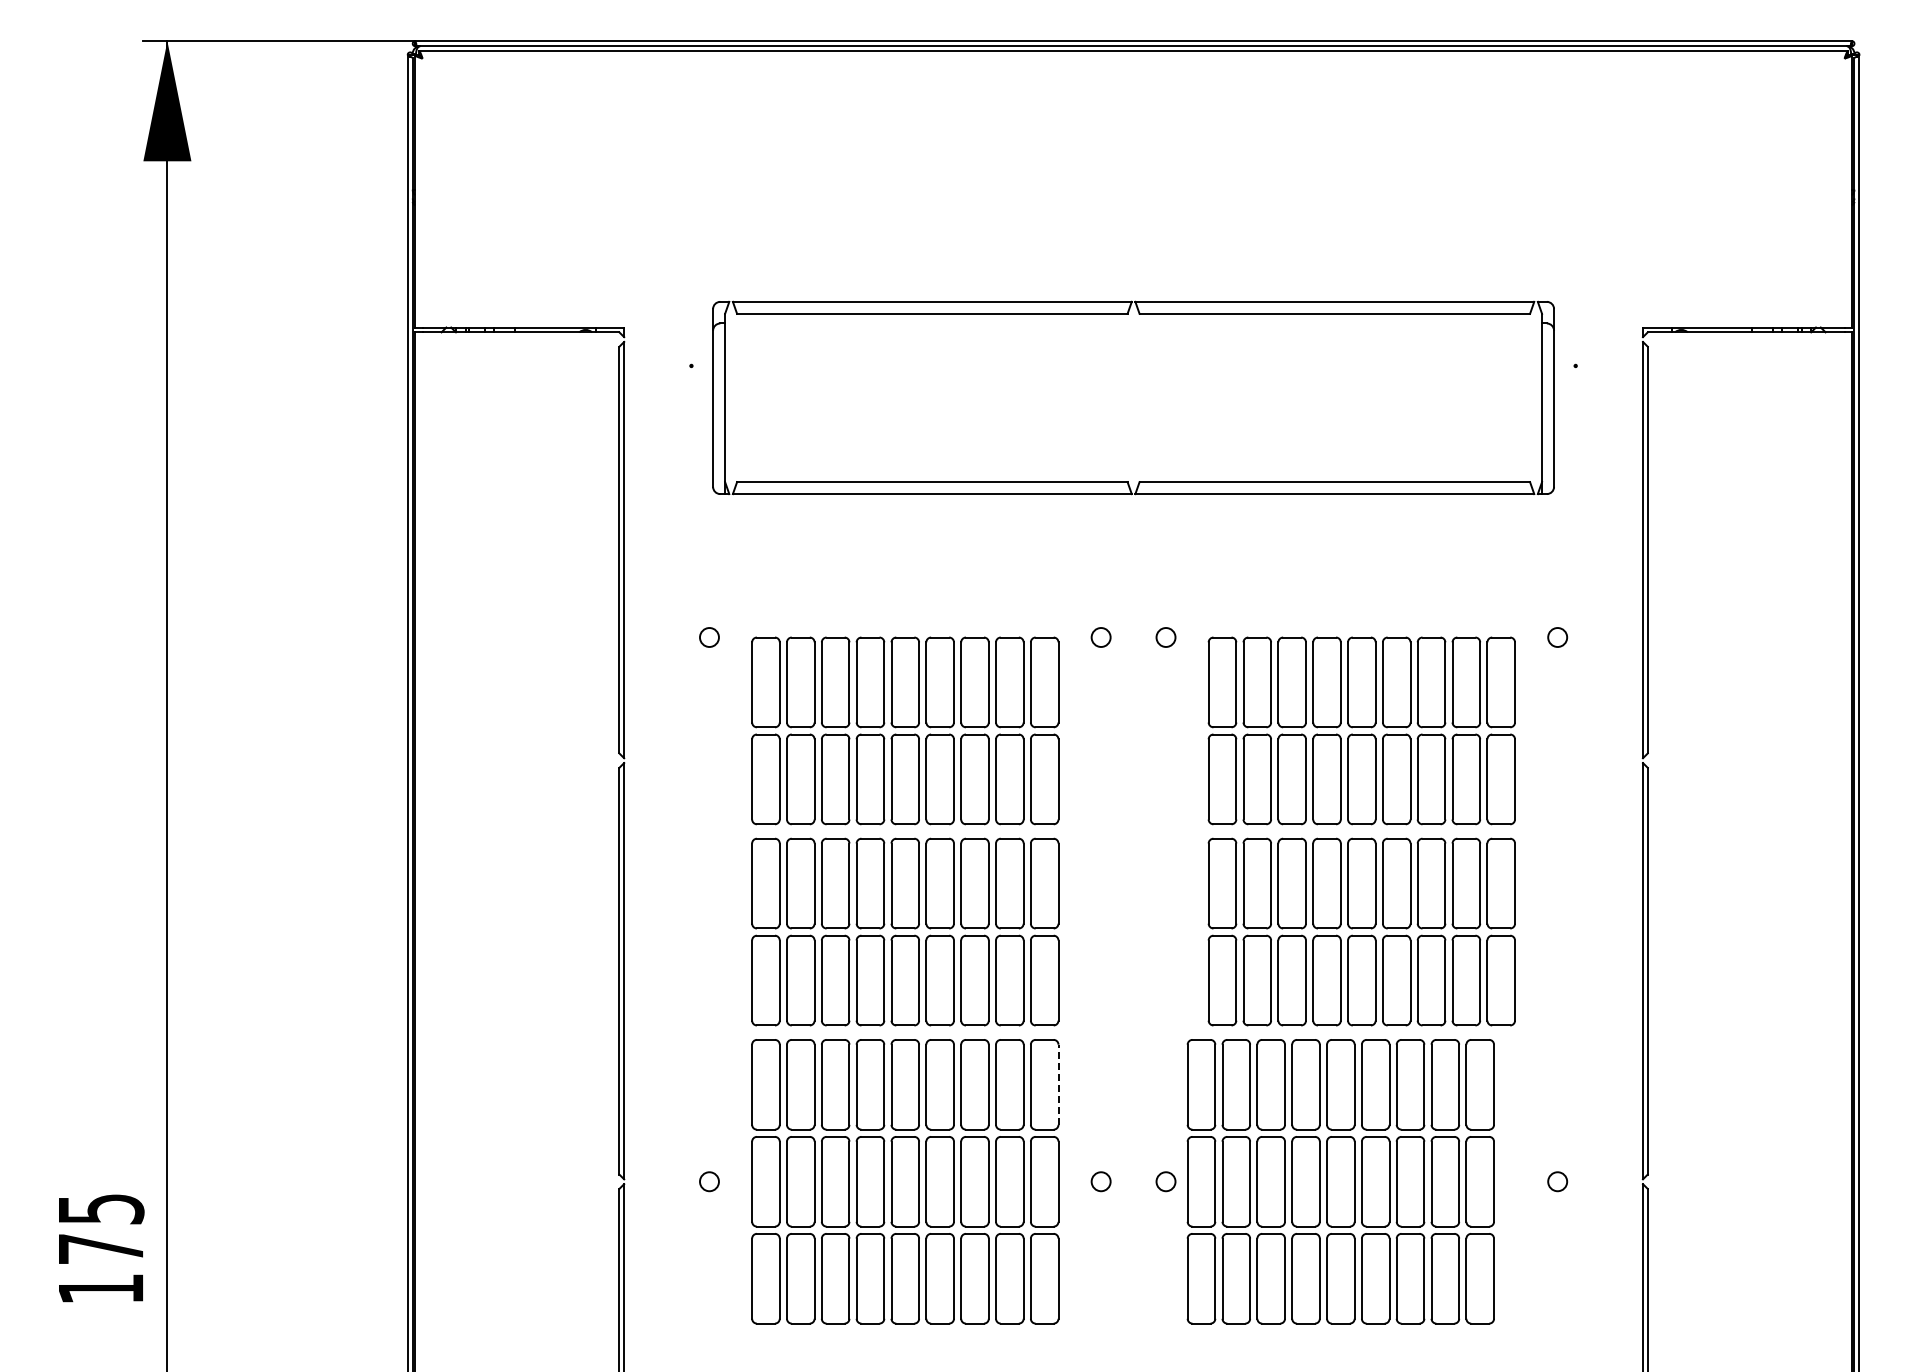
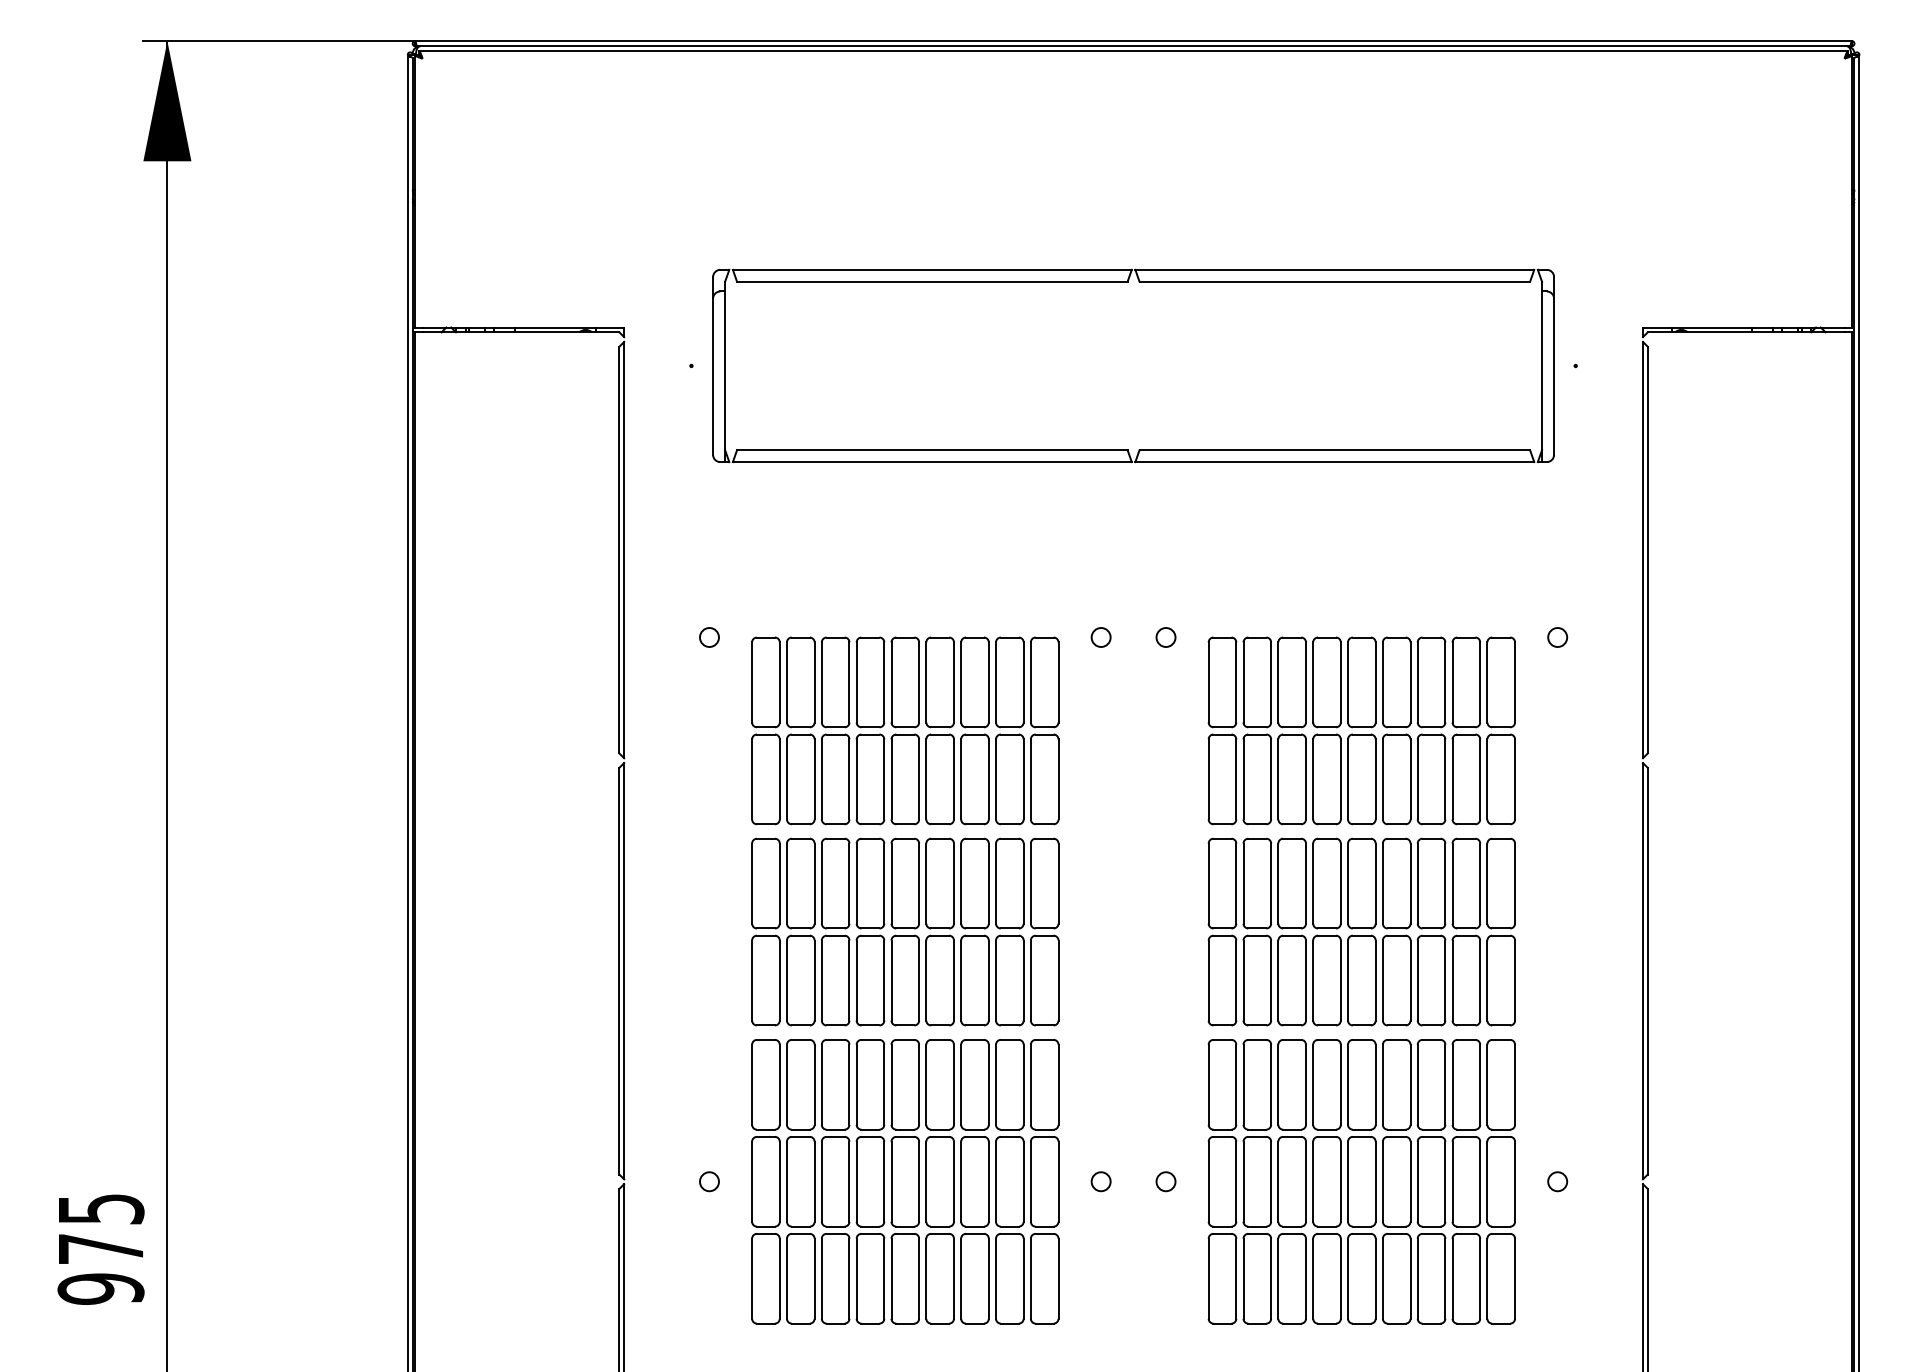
part position: (1128, 314) -> (1128, 282) (1128, 282)
line: dashed -> solid (1058, 1084)
part position: (1340, 1181) -> (1361, 1181) (1361, 1181)
text: 175 -> 975 (100, 1288)
